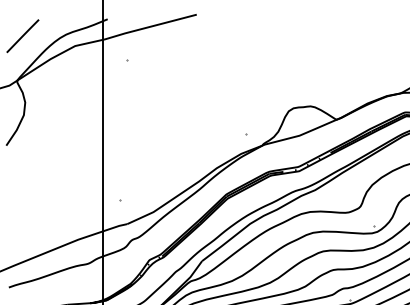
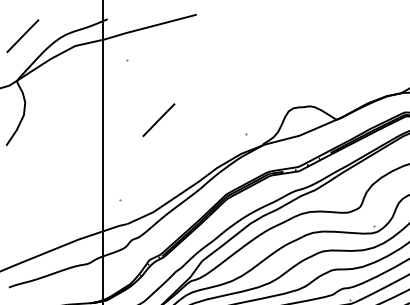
line: none -> present (158, 120)
